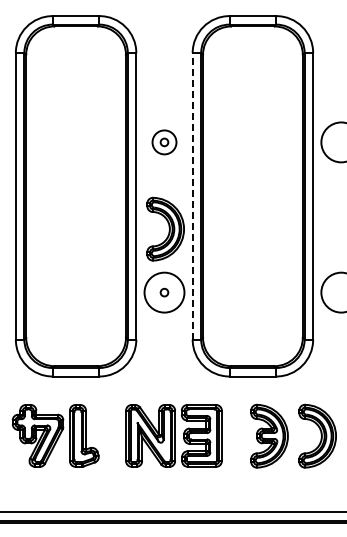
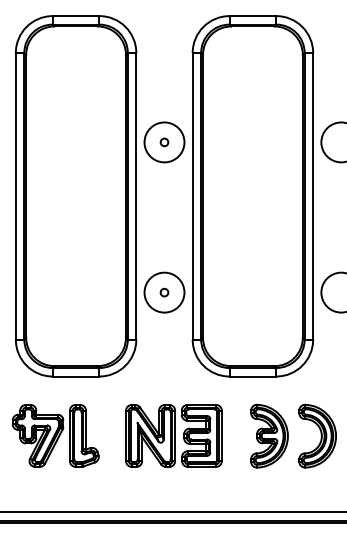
circle diameter: 24 px -> 40 px (164, 142)
line: dashed -> solid (192, 195)
part: present -> none (165, 228)
